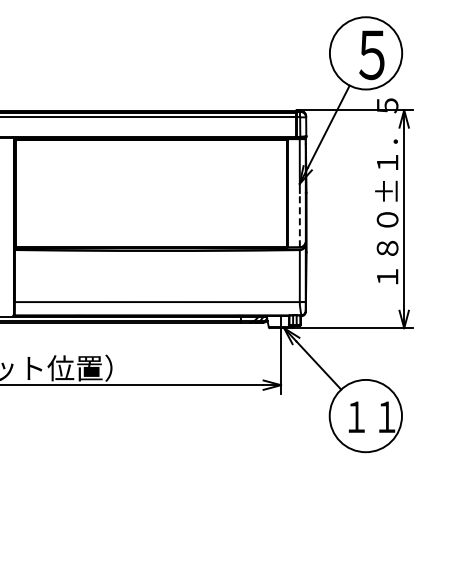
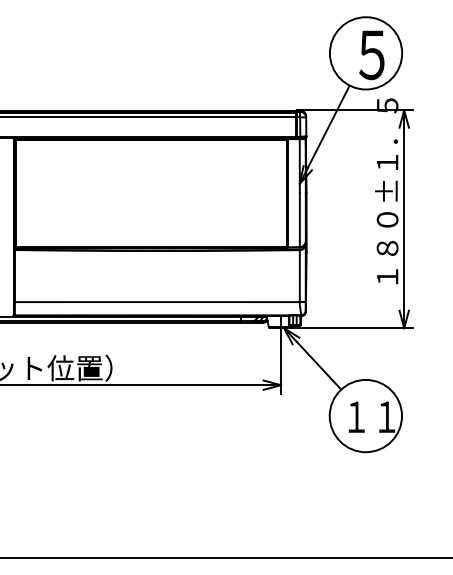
line: dashed -> solid (299, 219)
line: none -> present (225, 557)
